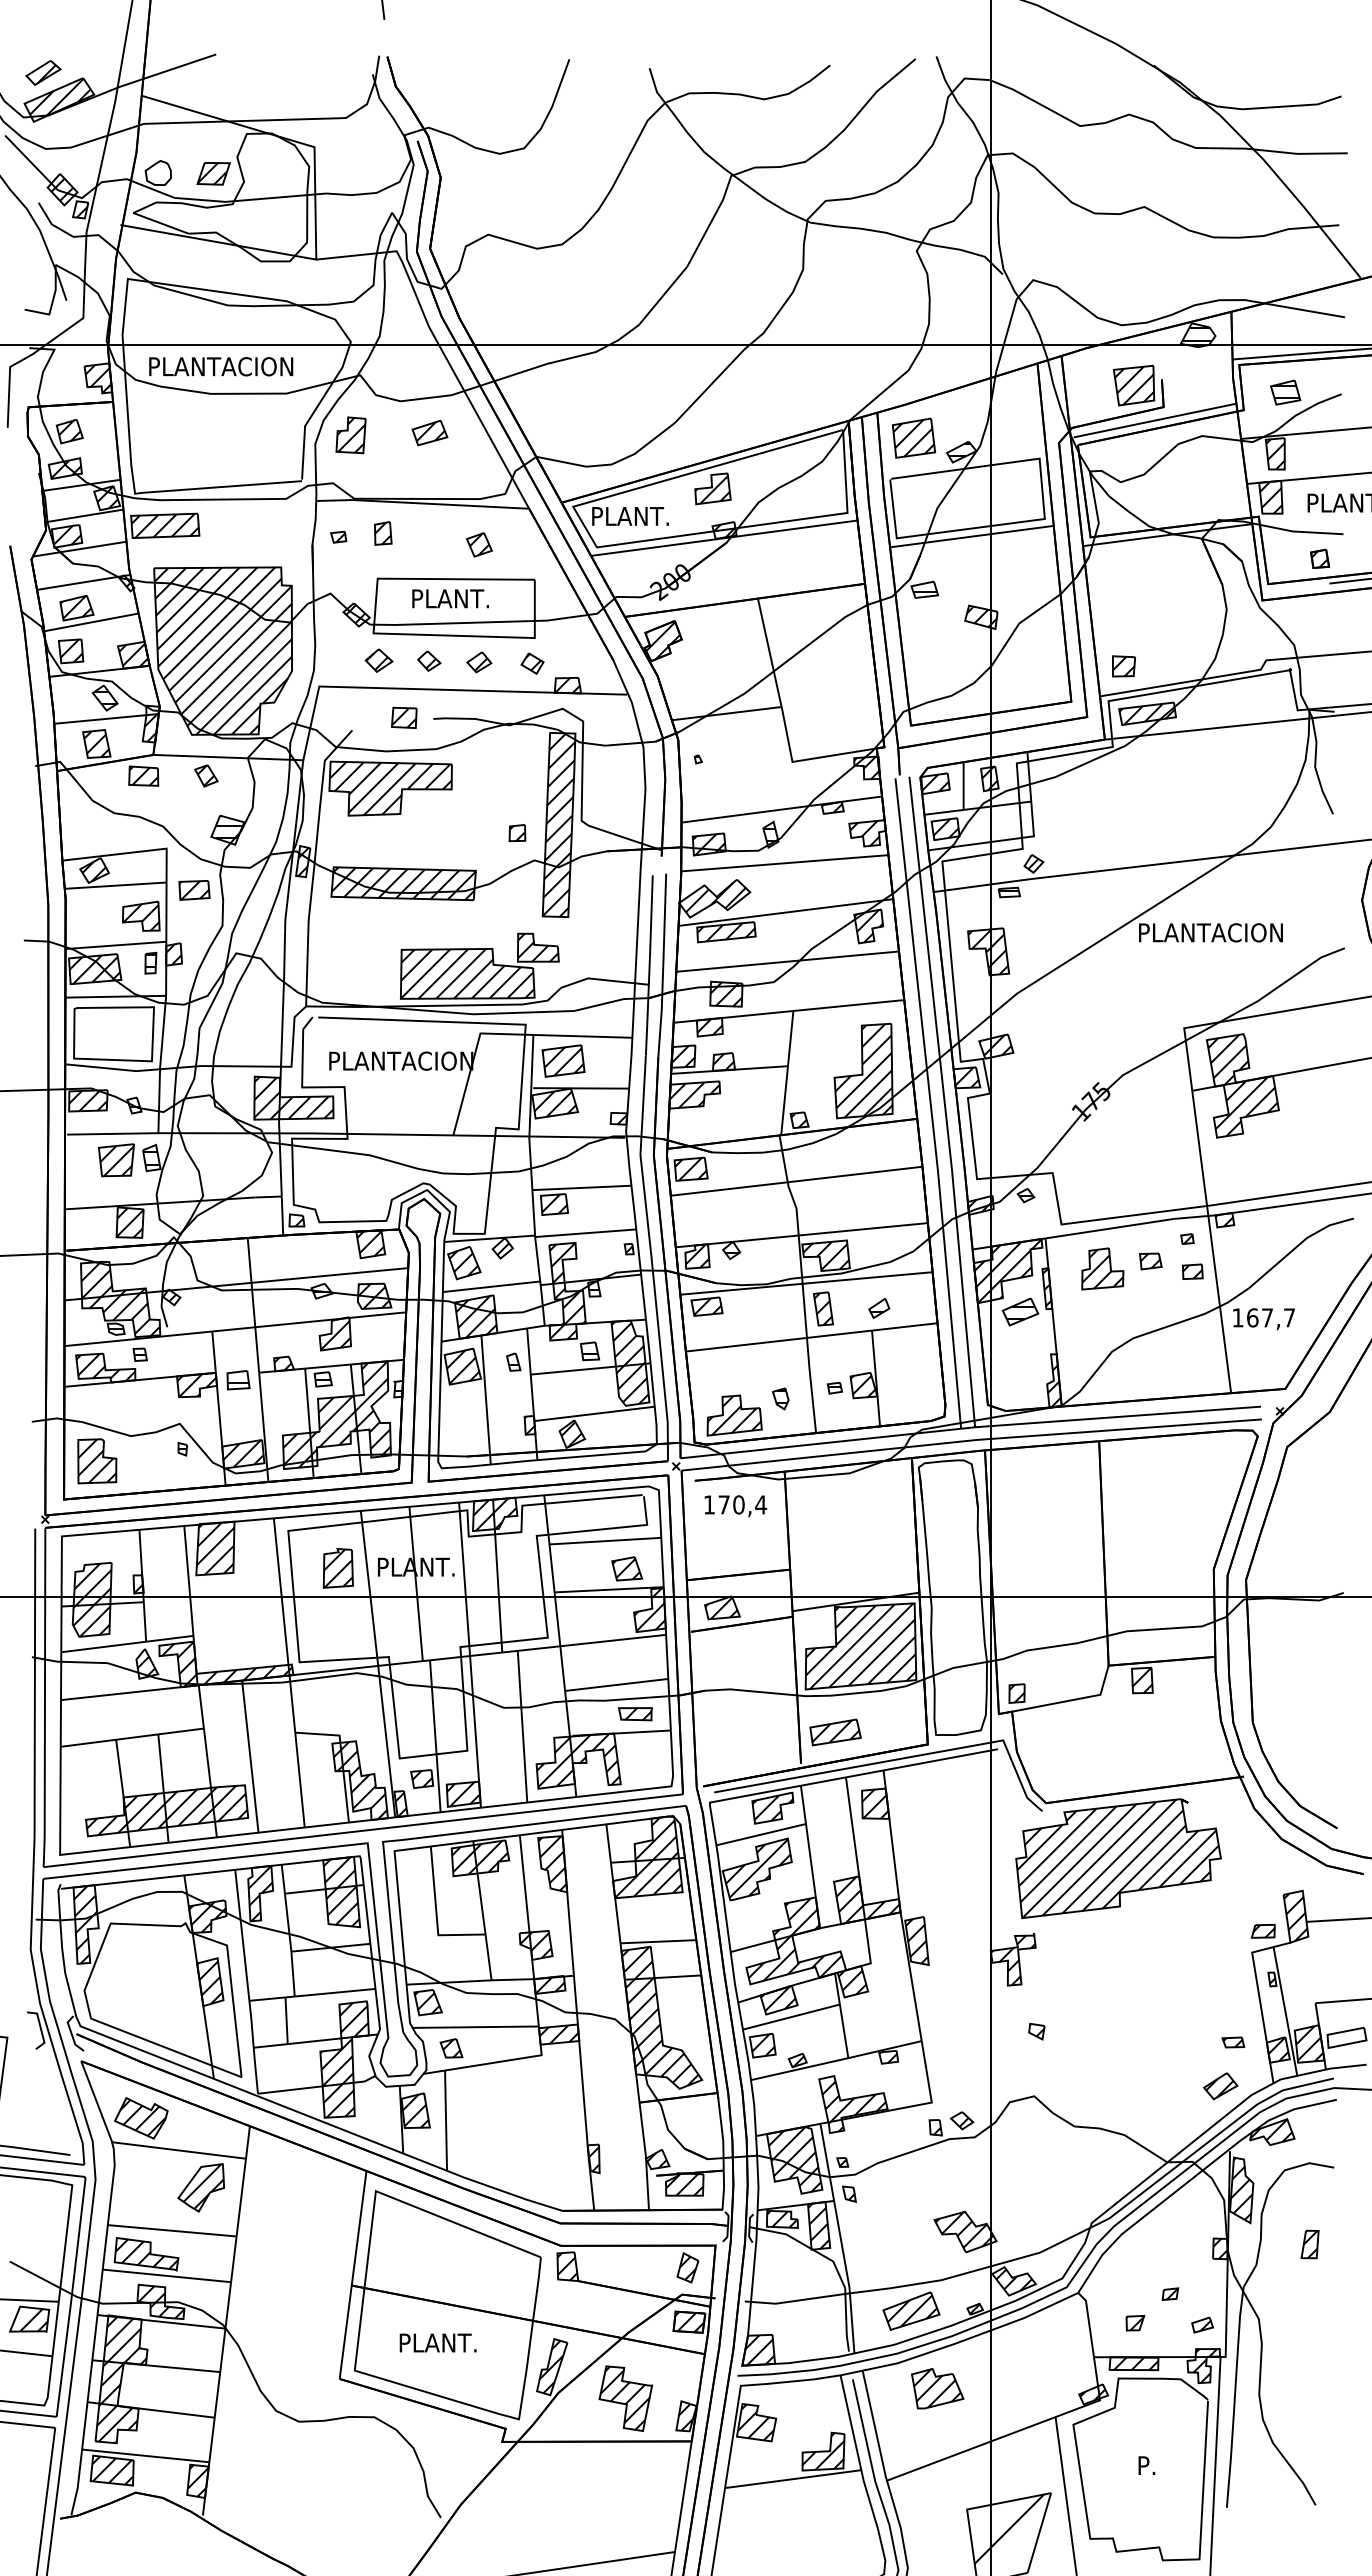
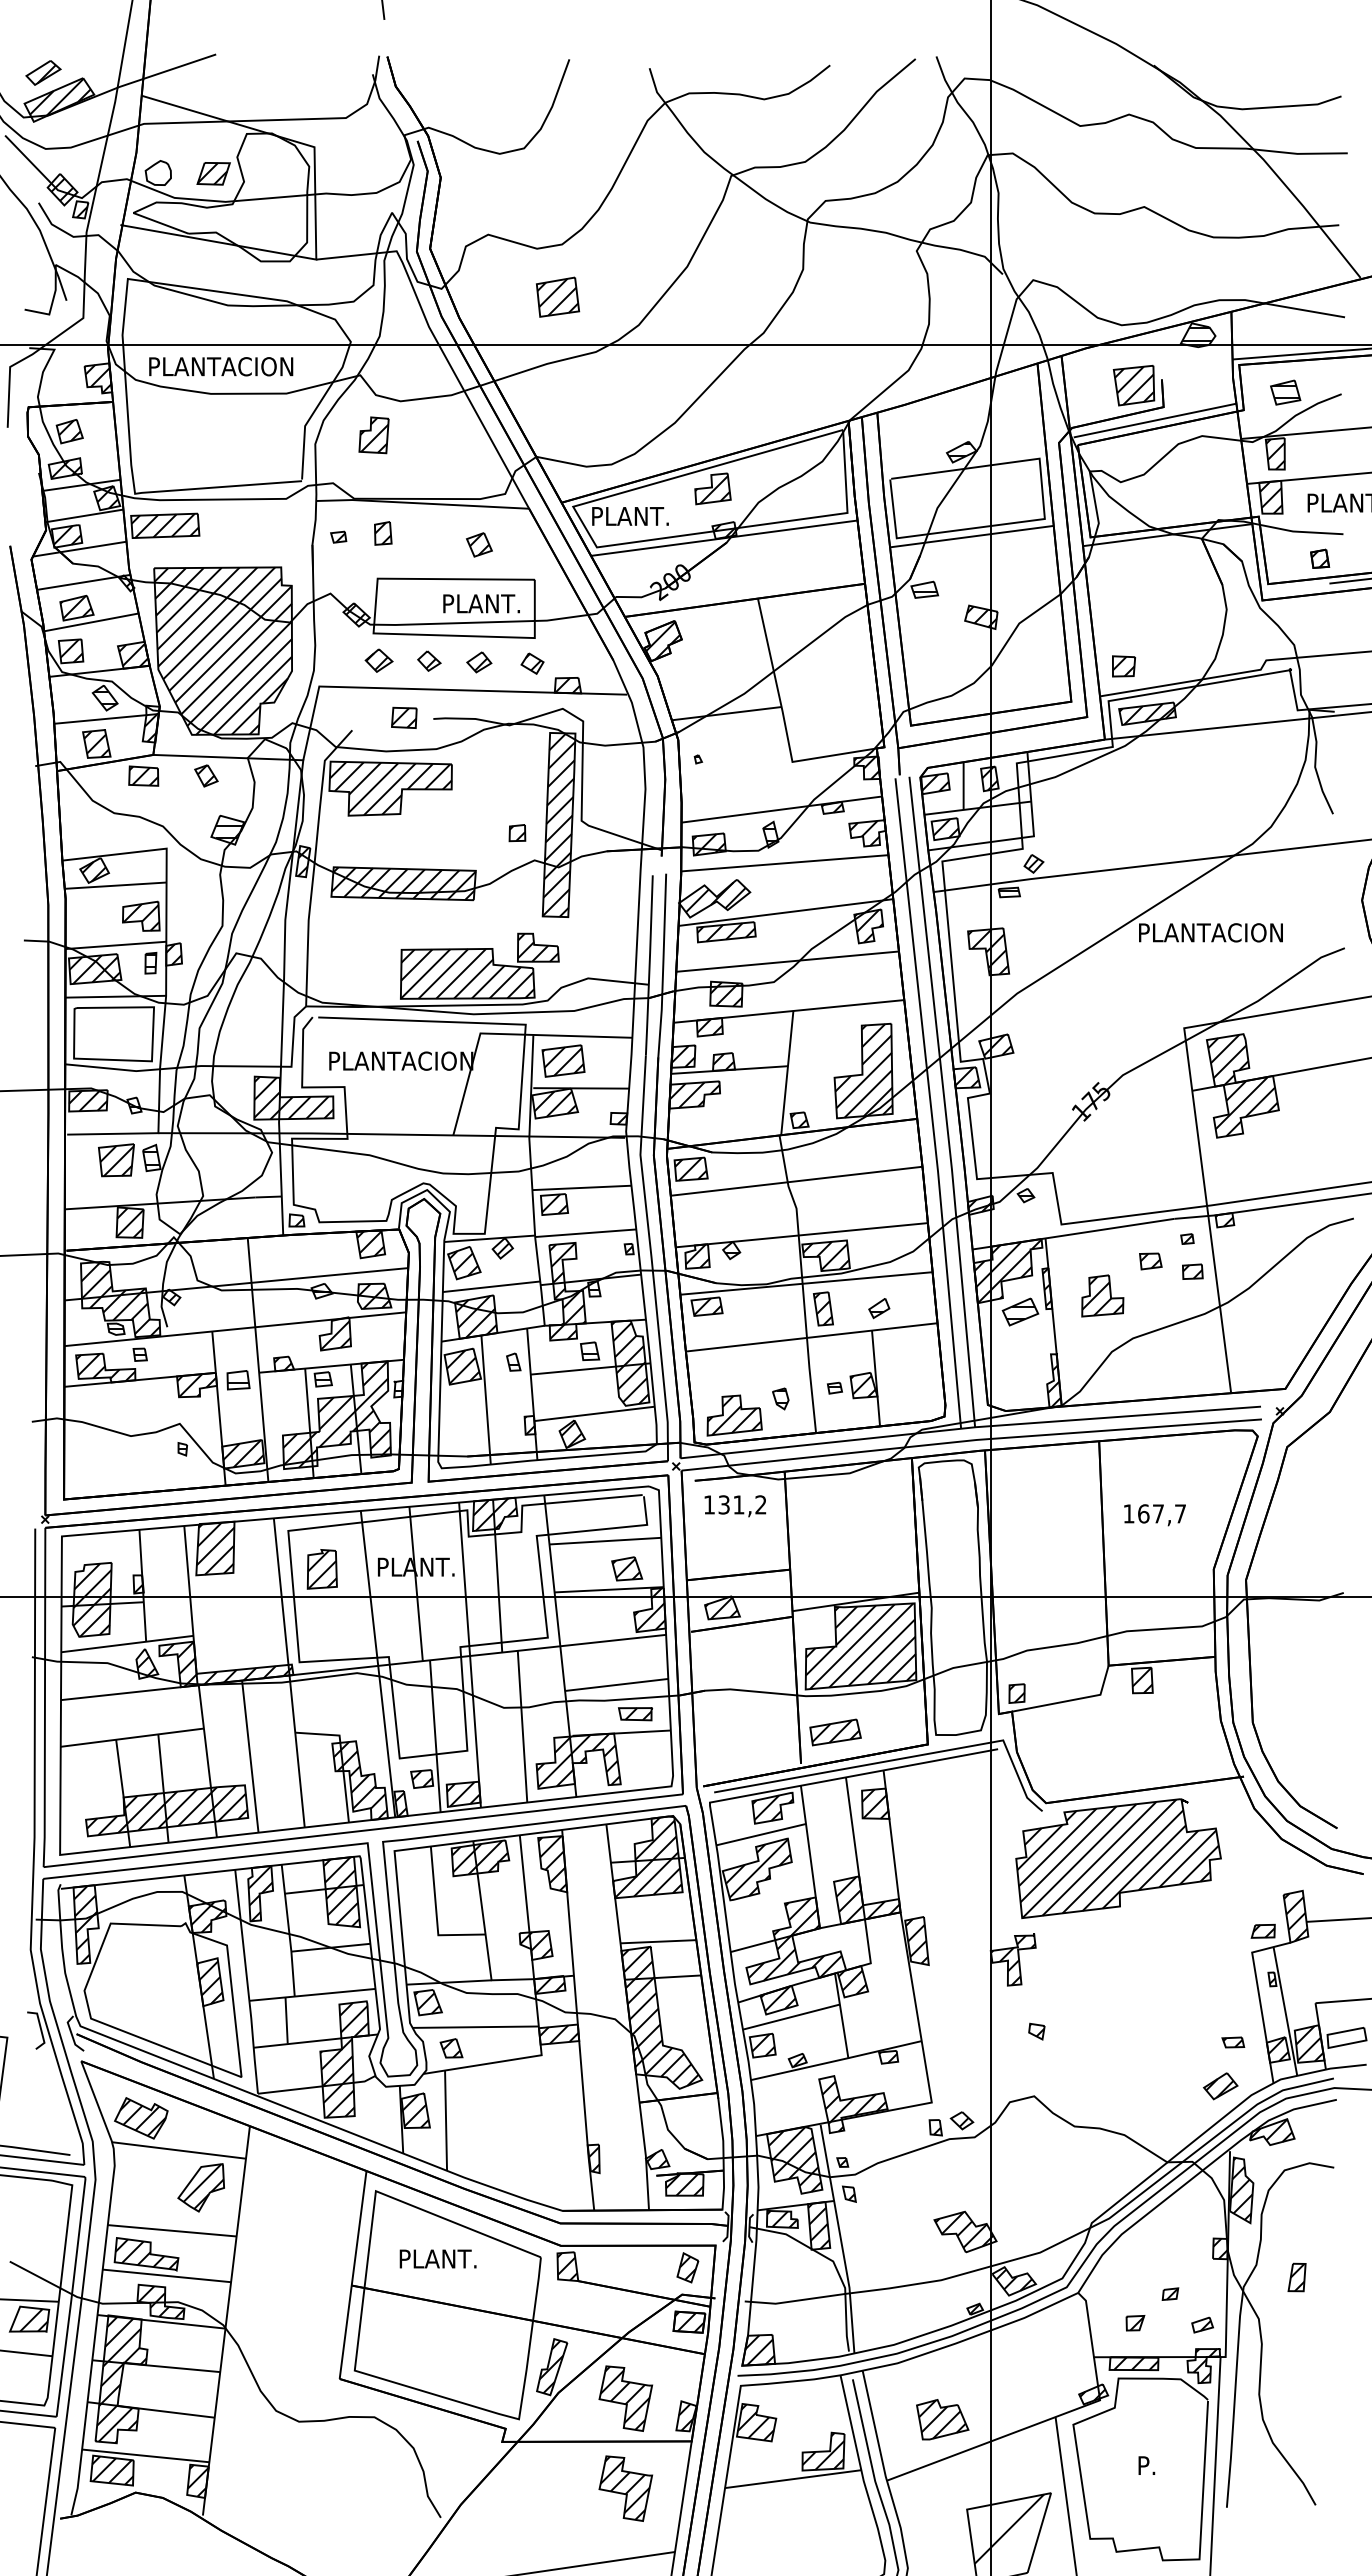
part: present -> none (429, 433)
part position: (350, 435) -> (373, 435) (373, 435)
part position: (914, 437) -> (558, 296) (558, 296)
text position: (450, 598) -> (481, 603) (481, 603)
part: present -> none (194, 890)
part position: (1102, 1268) -> (1102, 1295) (1102, 1295)
text position: (1263, 1319) -> (1154, 1515) (1154, 1515)
part: present -> none (97, 1461)
text: 170,4 -> 131,2 (742, 1504)
part position: (337, 1568) -> (321, 1569) (321, 1569)
part position: (1309, 2244) -> (1296, 2277) (1296, 2277)
part: present -> none (911, 2310)
text position: (437, 2342) -> (437, 2258) (437, 2258)
part position: (937, 2388) -> (942, 2419) (942, 2419)
part: none -> present (625, 2488)
